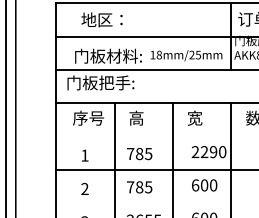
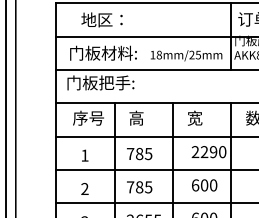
text position: (108, 55) -> (103, 52) (103, 52)
line: none -> present (155, 136)
line: none -> present (155, 203)
